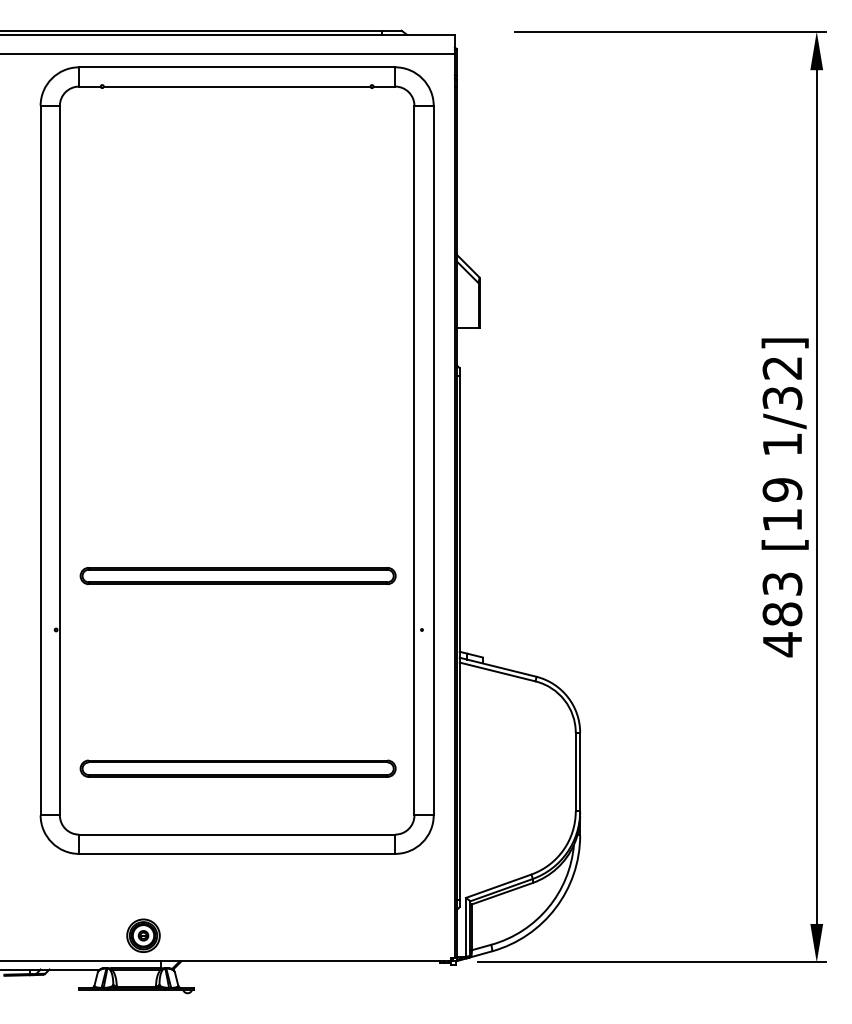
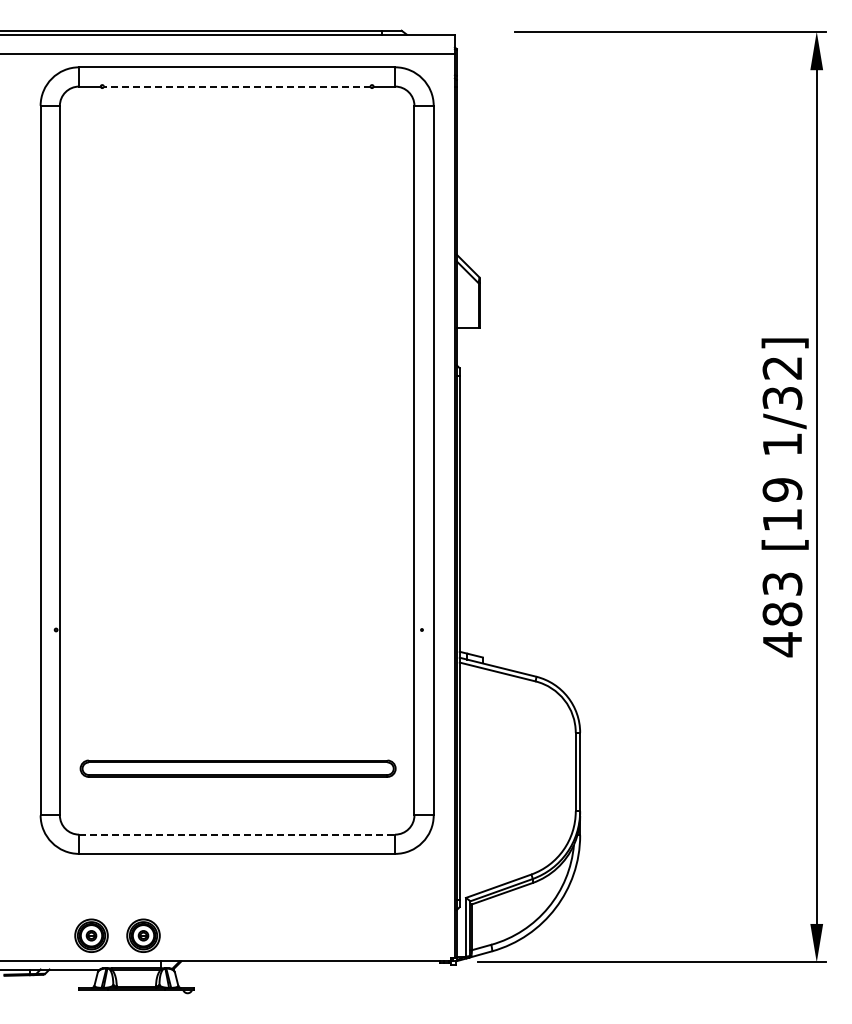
line: solid -> dashed (236, 86)
part: present -> none (237, 576)
line: solid -> dashed (237, 834)
part: none -> present (91, 935)
